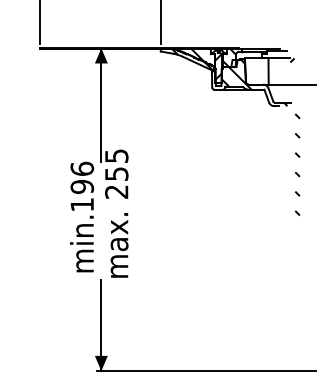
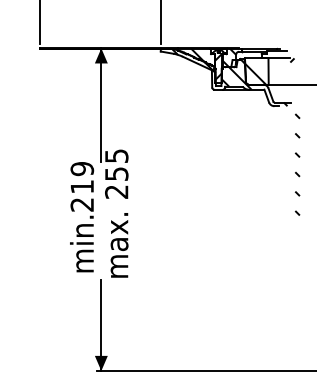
hatch: none -> present (255, 73)
text: 196 -> 219 (82, 186)
